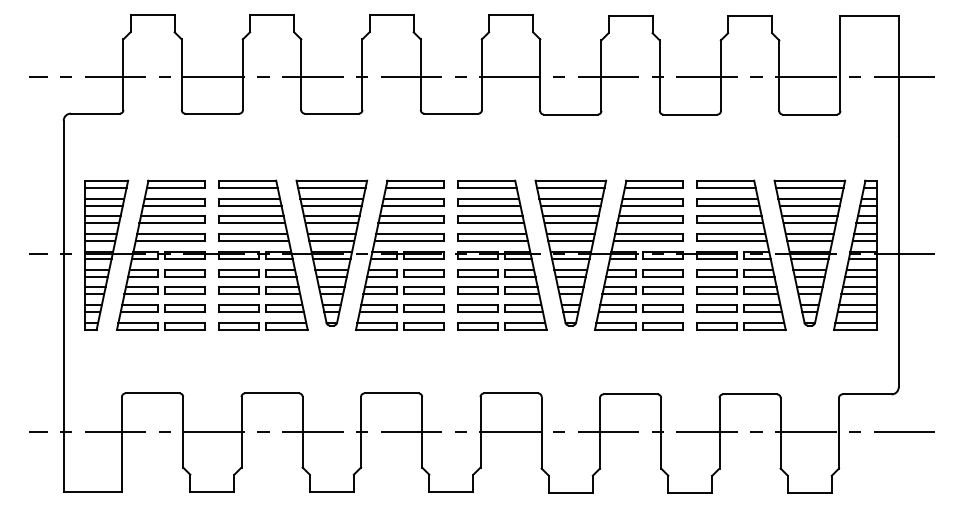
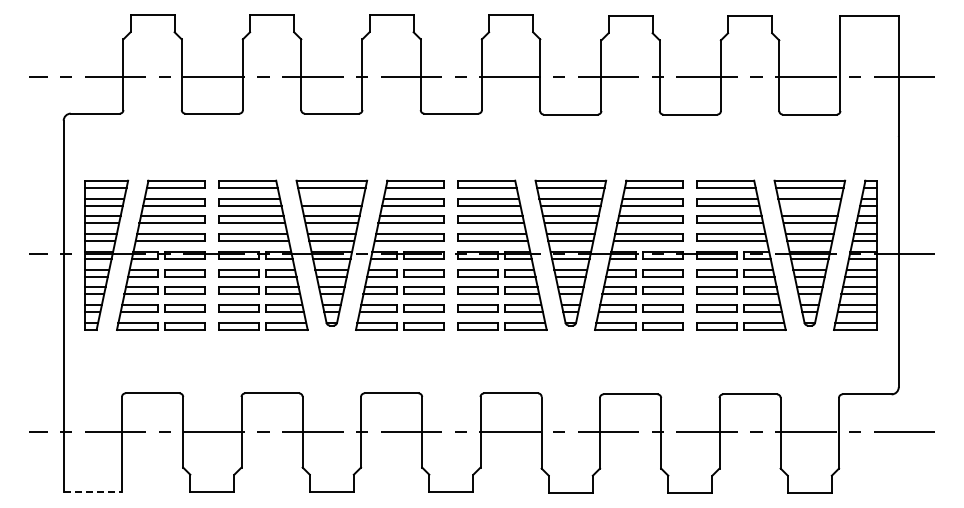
line: present -> none (331, 198)
line: present -> none (809, 205)
line: solid -> dashed (93, 491)
